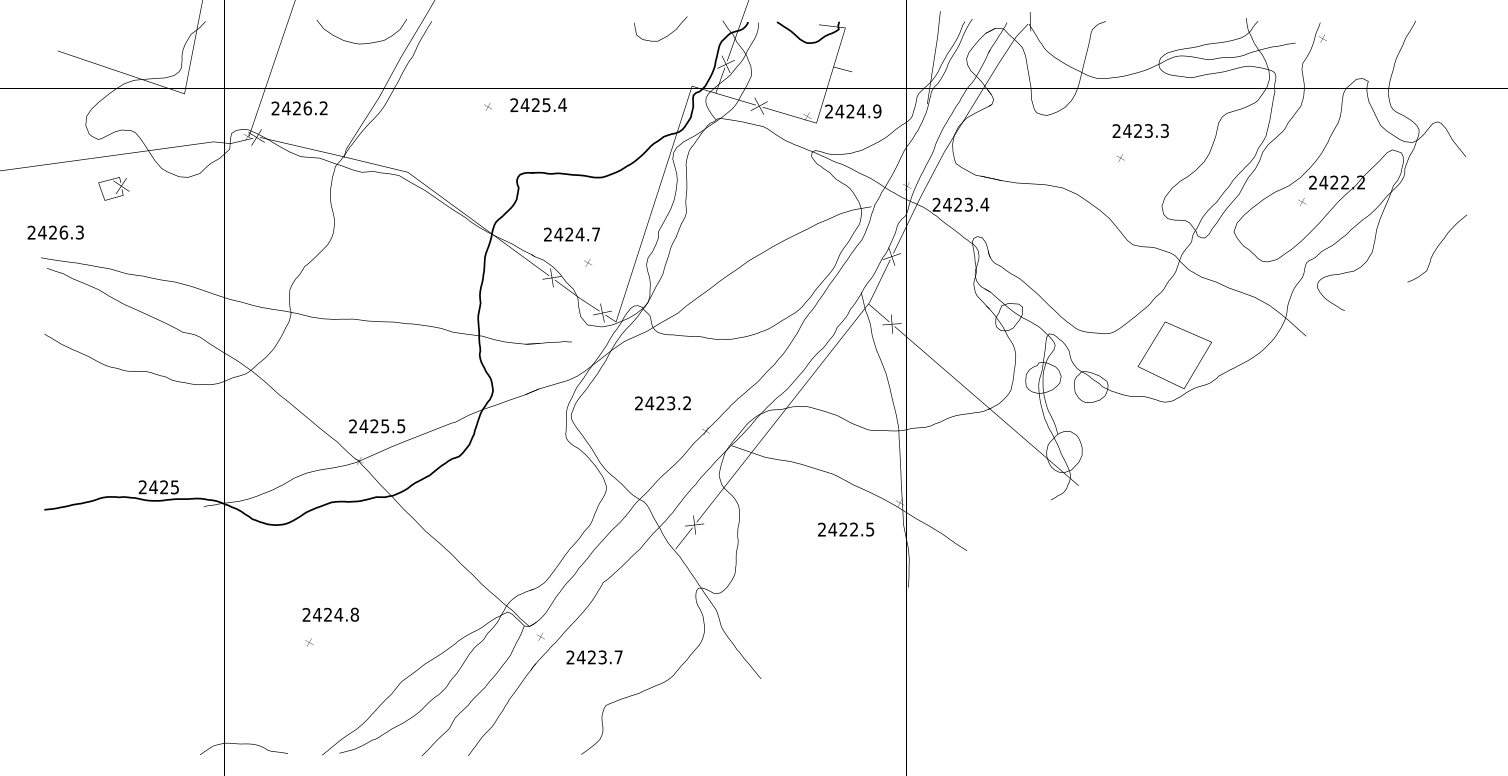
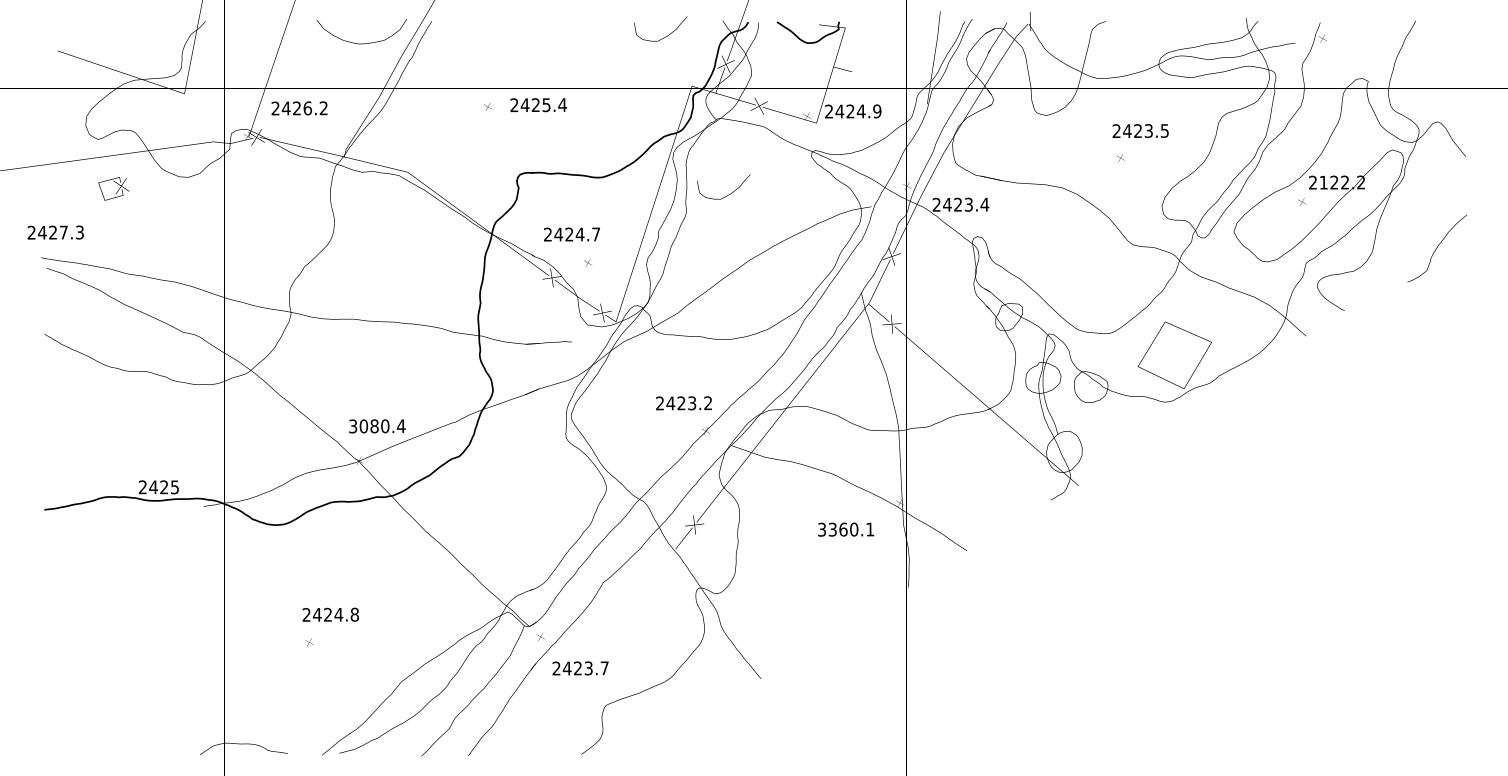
text: 2423.3 -> 2423.5 (1164, 130)
text: 2422.2 -> 2122.2 (1323, 182)
curve: none -> present (728, 194)
text: 2426.3 -> 2427.3 (63, 232)
text position: (662, 403) -> (683, 403) (683, 403)
text: 2425.5 -> 3080.4 (377, 426)
text: 2422.5 -> 3360.1 (846, 529)
text position: (594, 657) -> (580, 668) (580, 668)
